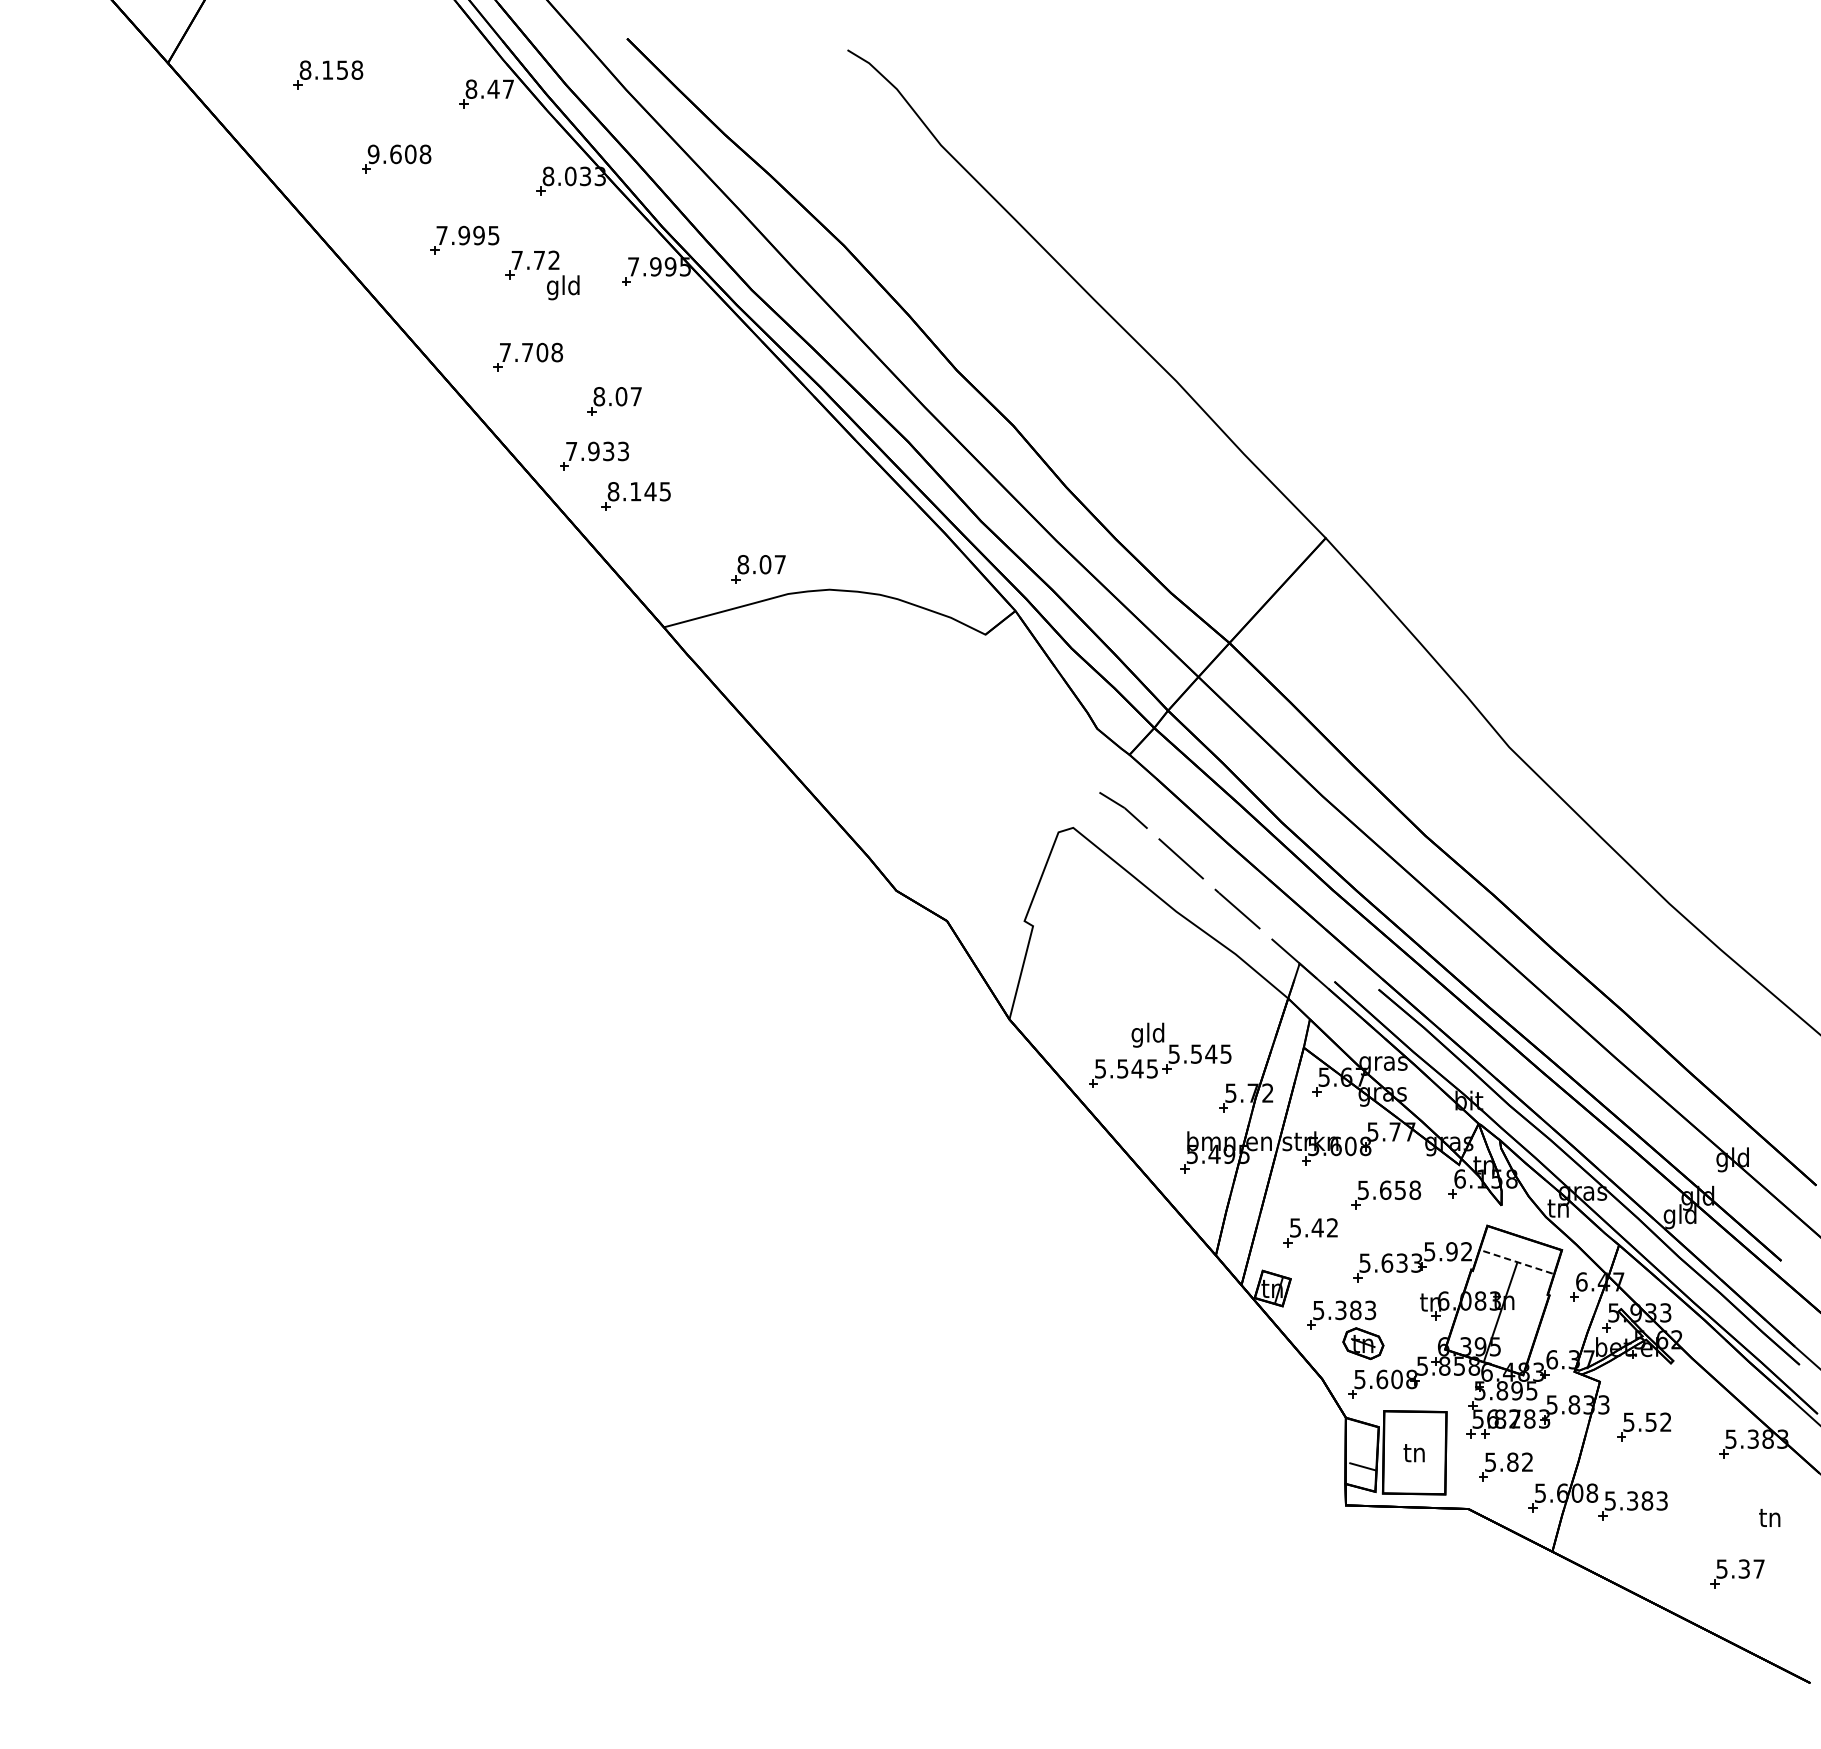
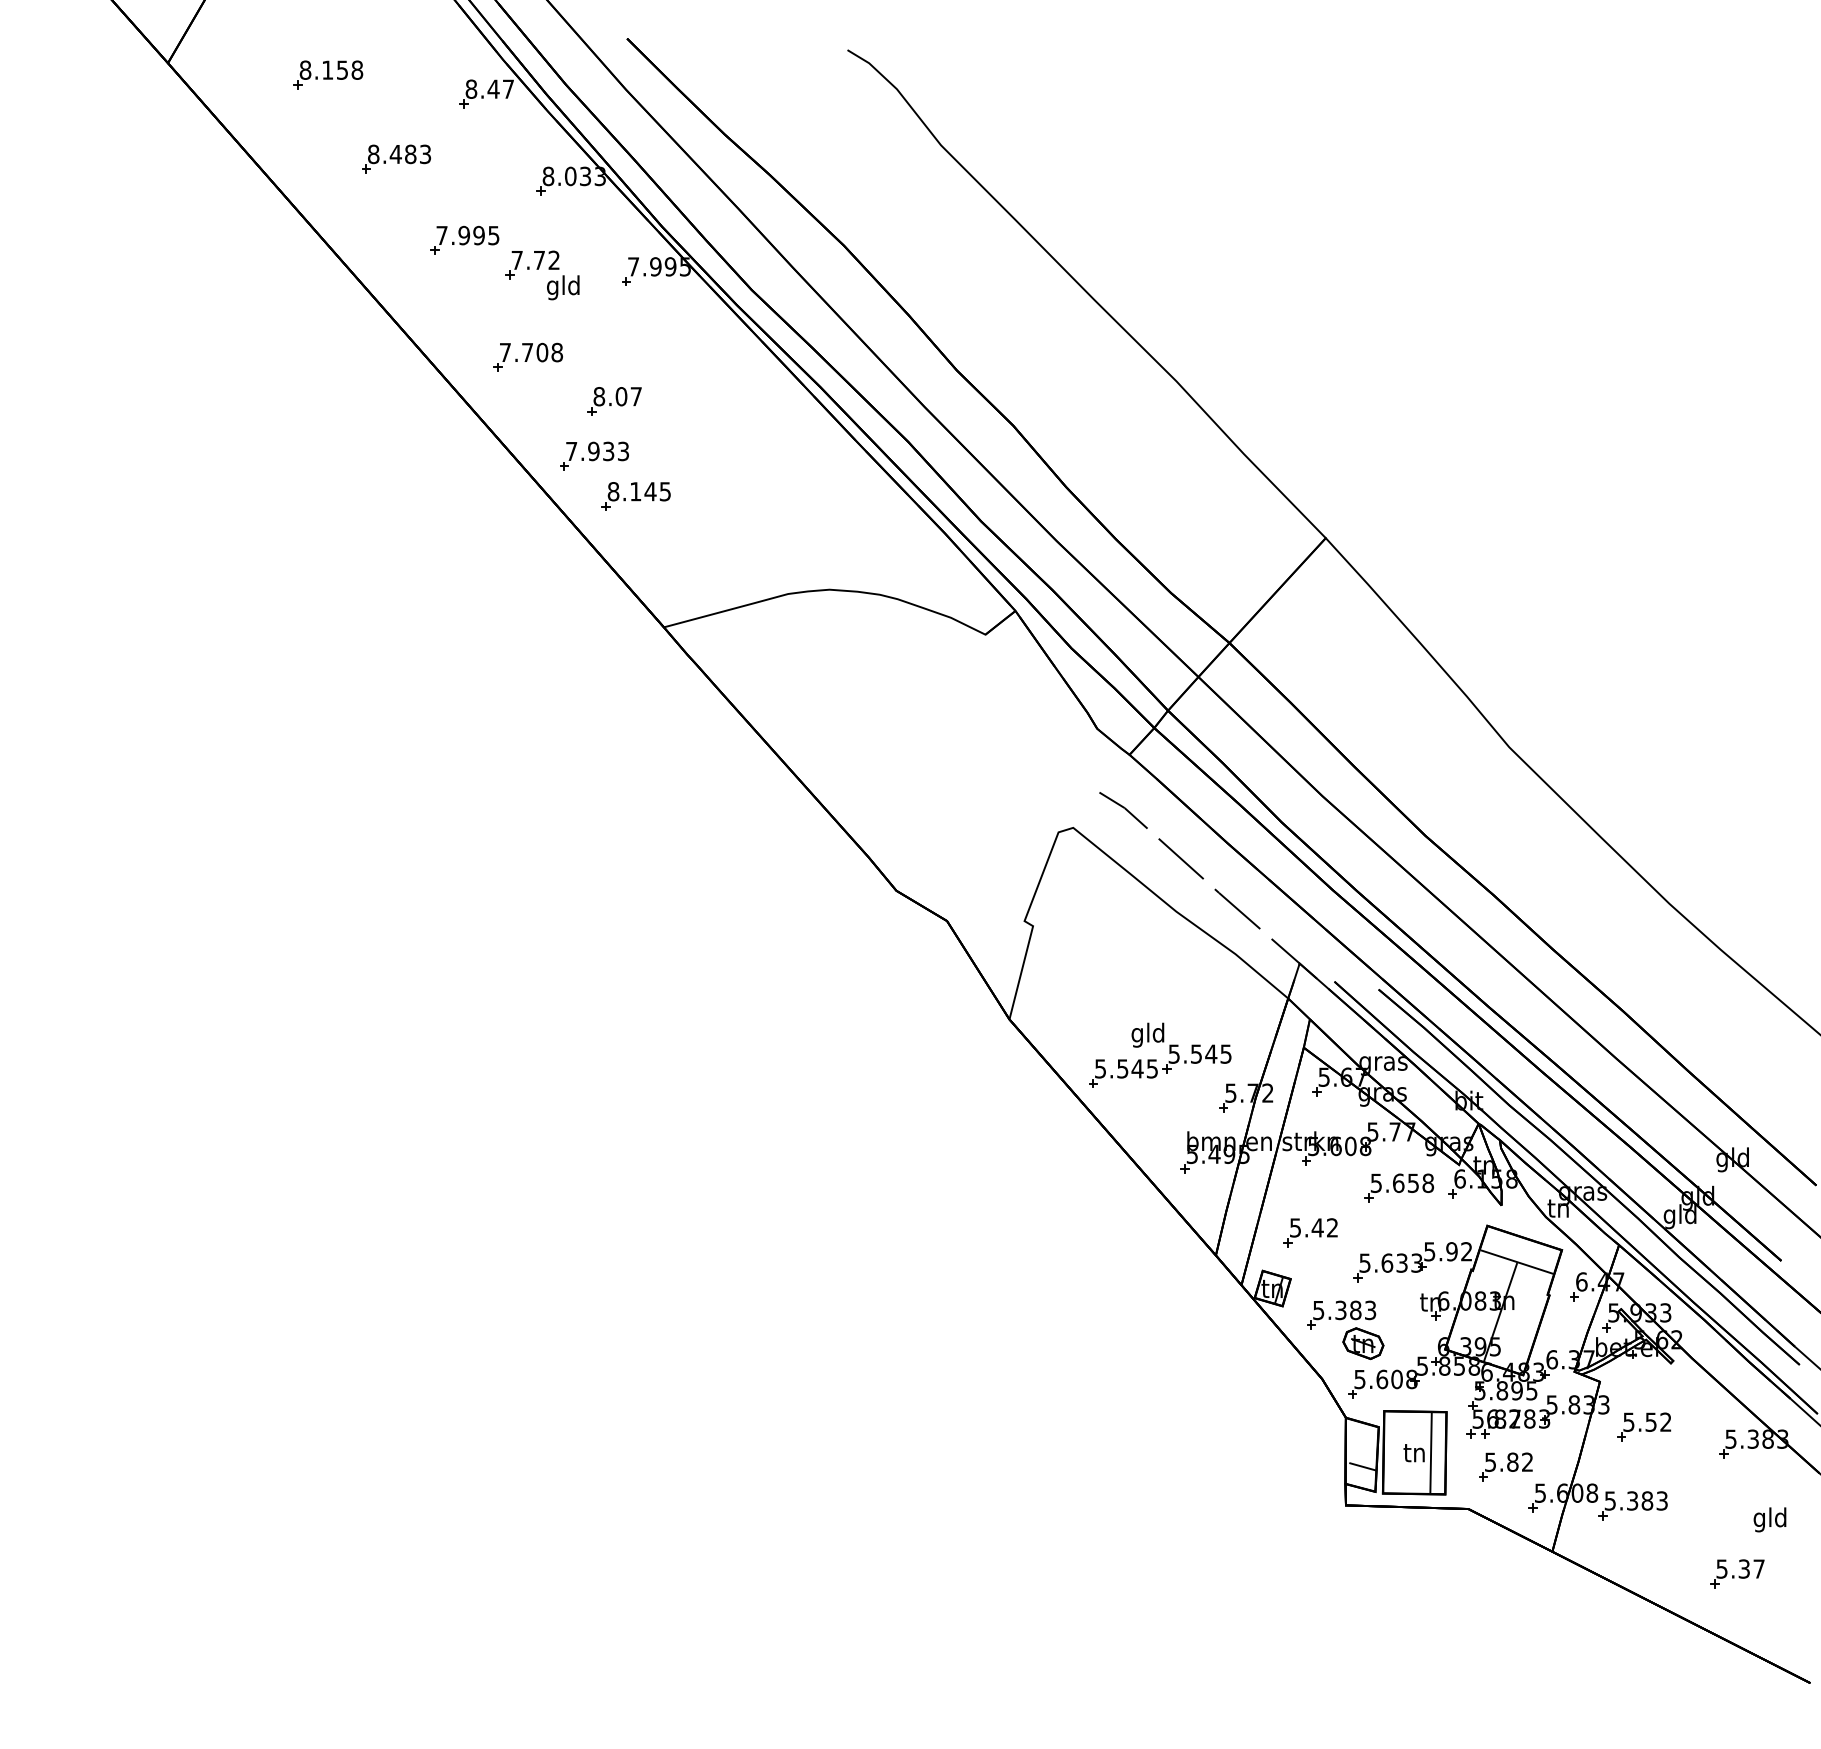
text: 9.608 -> 8.483 (399, 154)
part: present -> none (758, 569)
part position: (1386, 1194) -> (1399, 1187) (1399, 1187)
line: dashed -> solid (1516, 1261)
line: none -> present (1430, 1453)
text: tn -> gld (1769, 1519)
